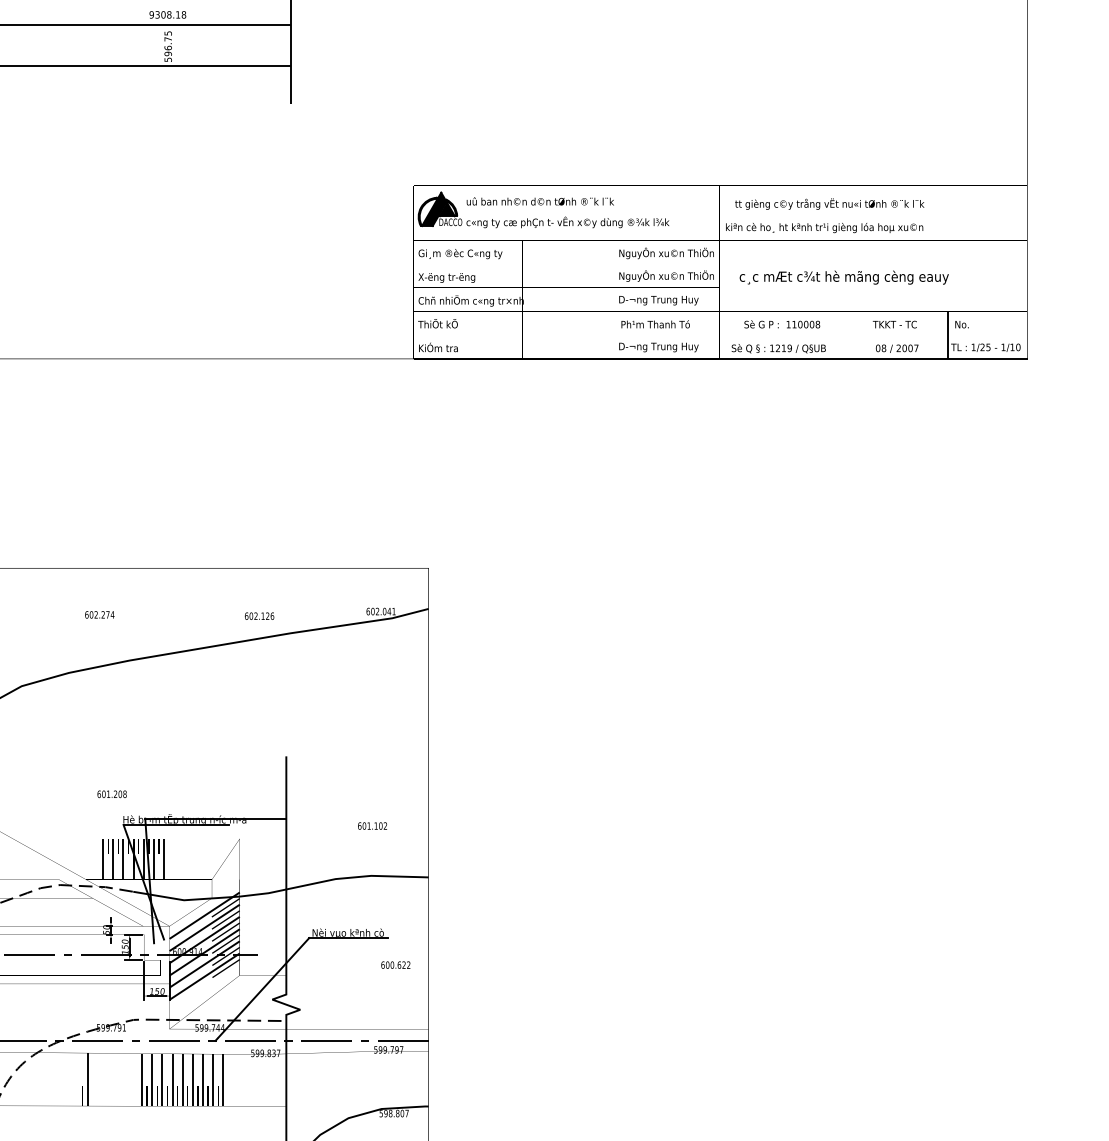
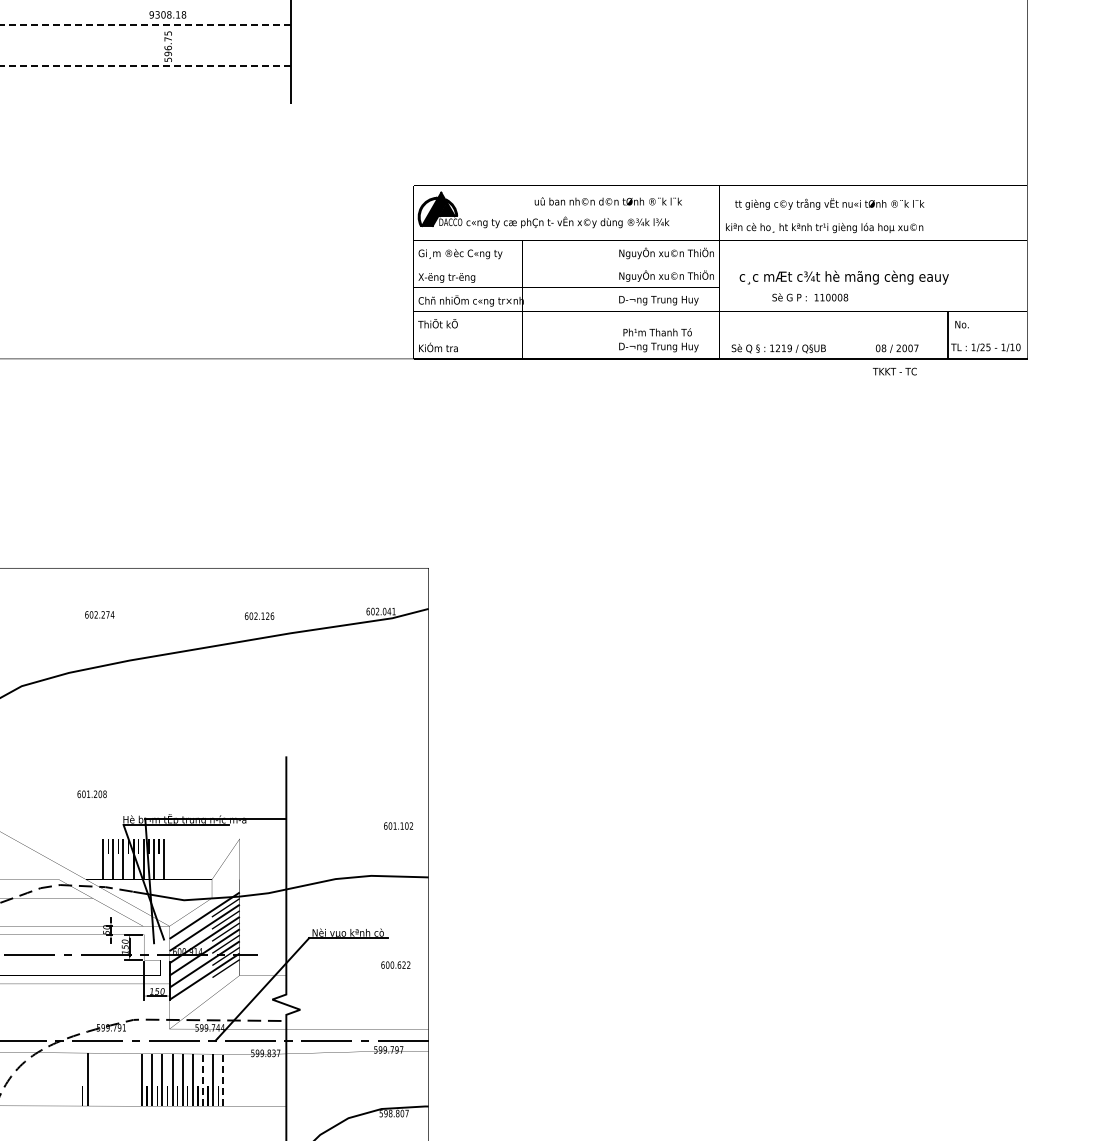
line: solid -> dashed (145, 25)
line: solid -> dashed (145, 66)
text position: (539, 201) -> (607, 201) (607, 201)
text position: (655, 324) -> (657, 332) (657, 332)
text position: (782, 324) -> (810, 297) (810, 297)
text position: (894, 324) -> (894, 371) (894, 371)
text position: (111, 794) -> (91, 794) (91, 794)
text position: (372, 825) -> (398, 825) (398, 825)
line: solid -> dashed (203, 1079)
line: solid -> dashed (223, 1080)
